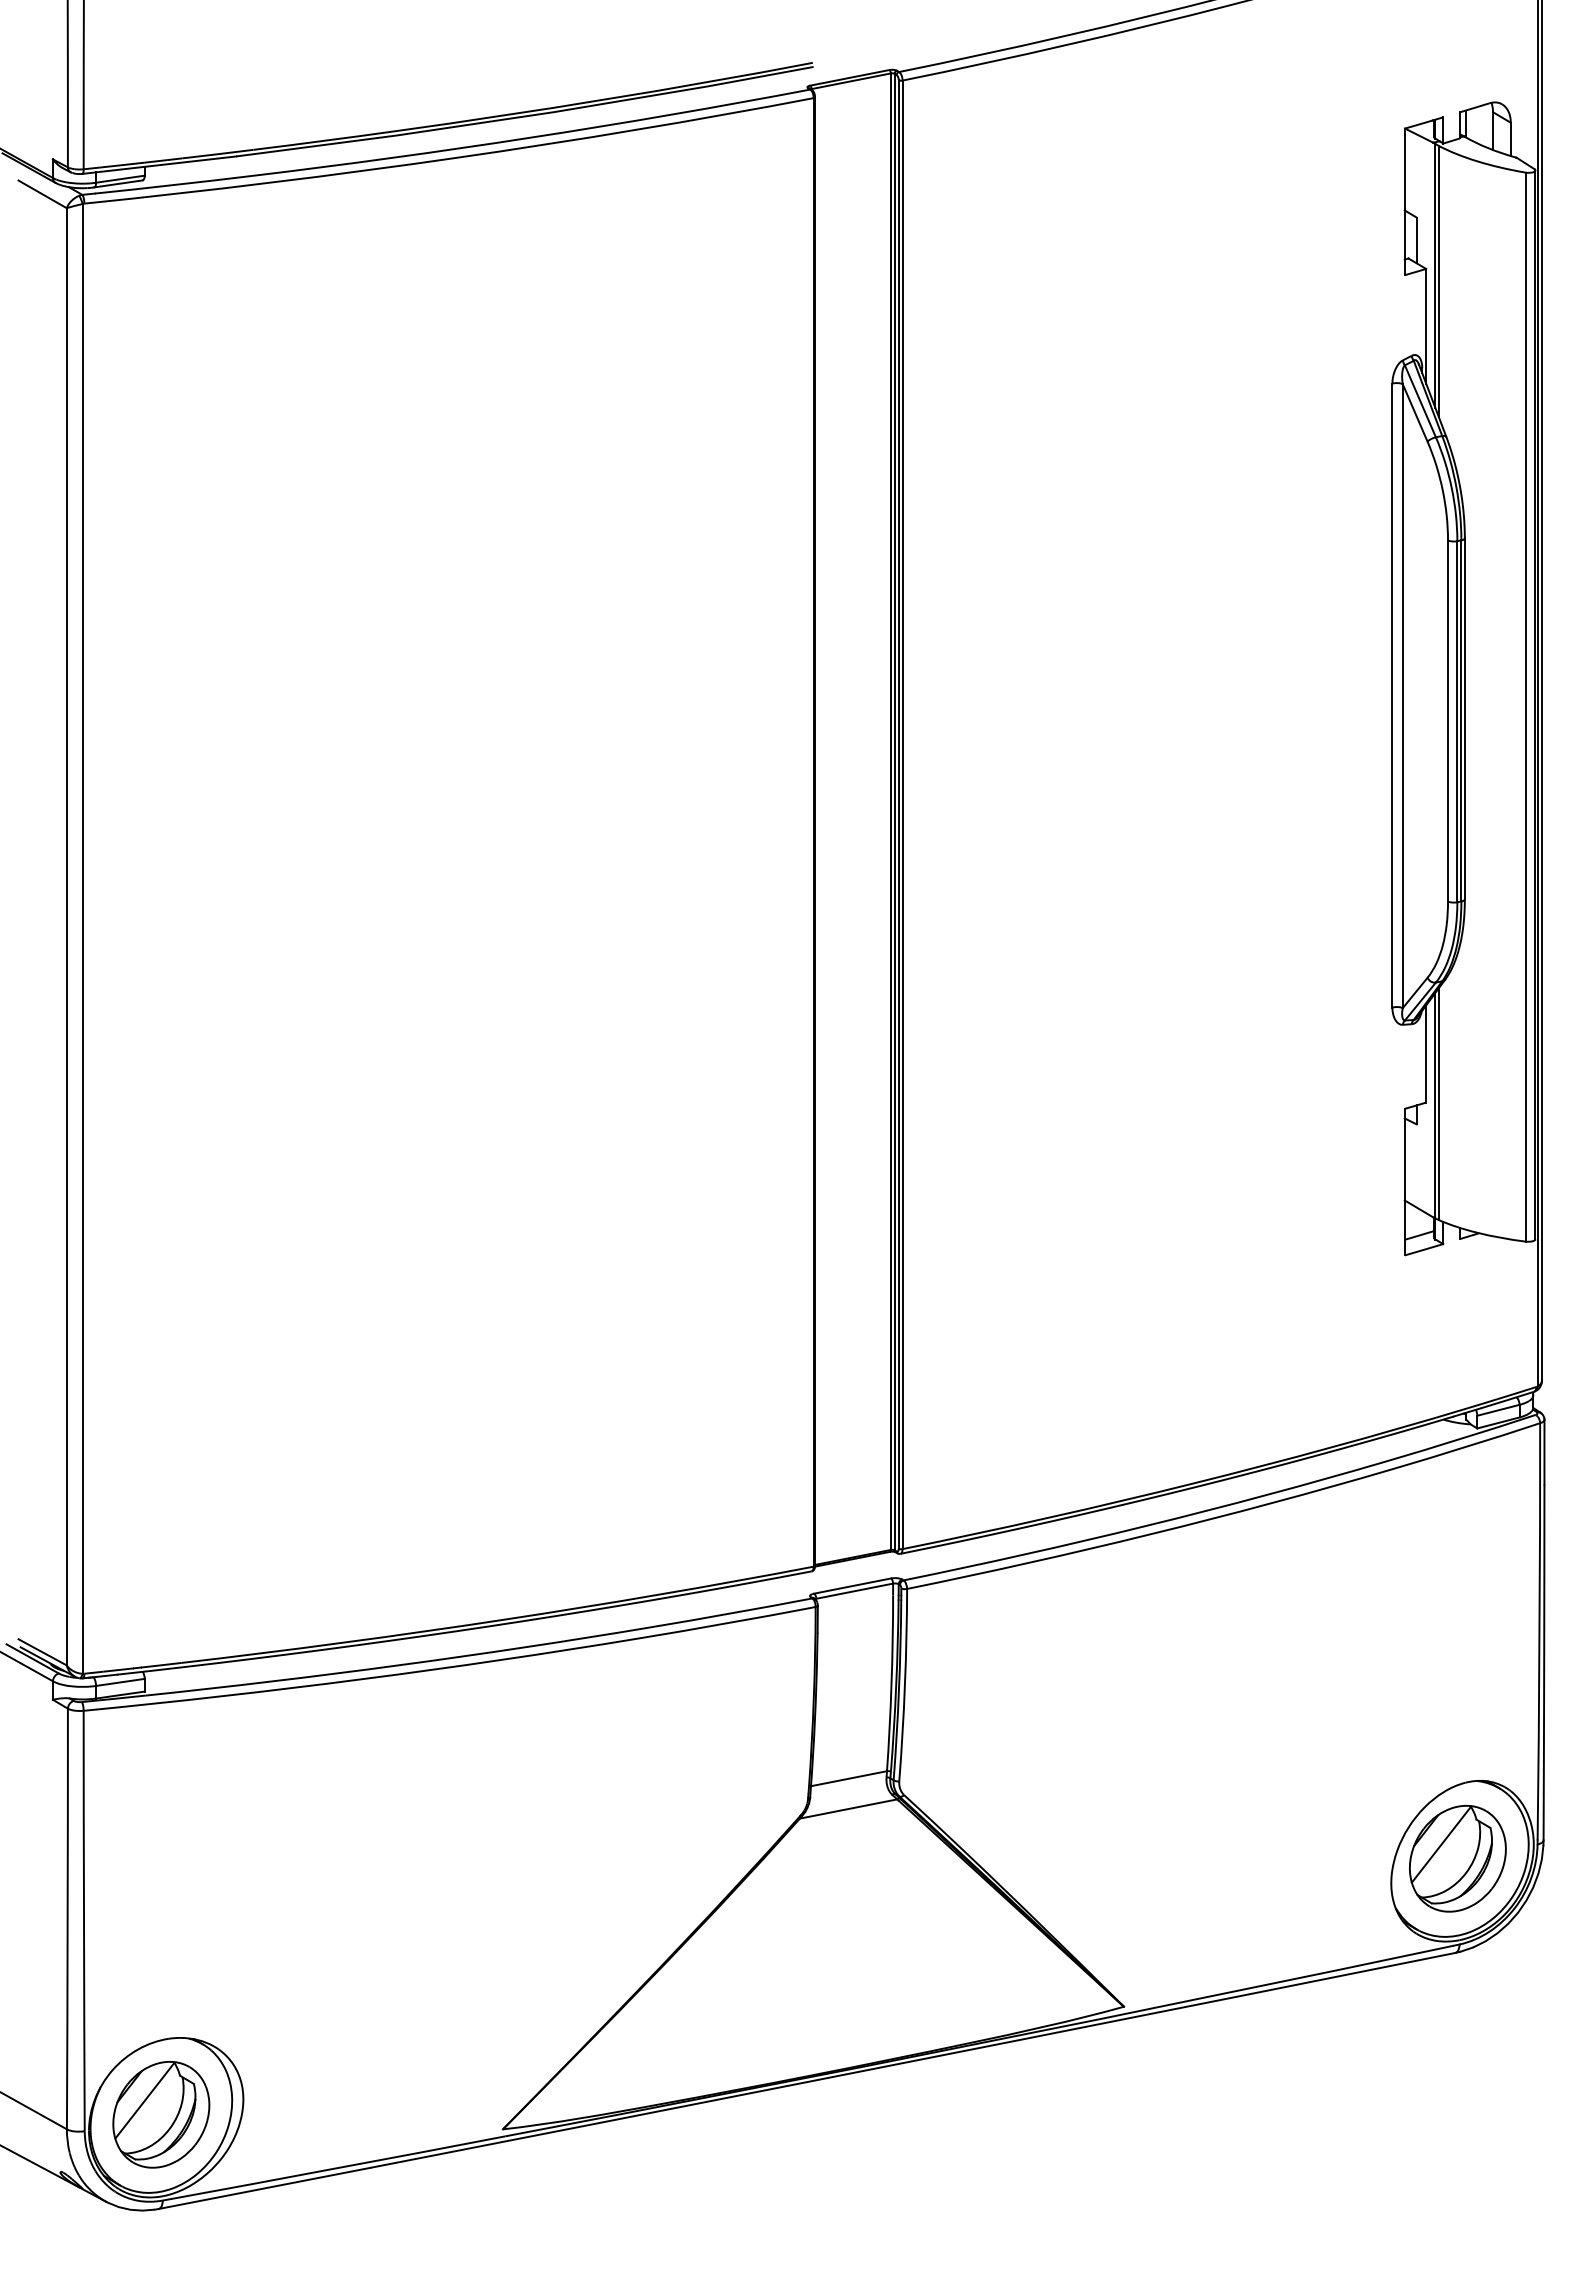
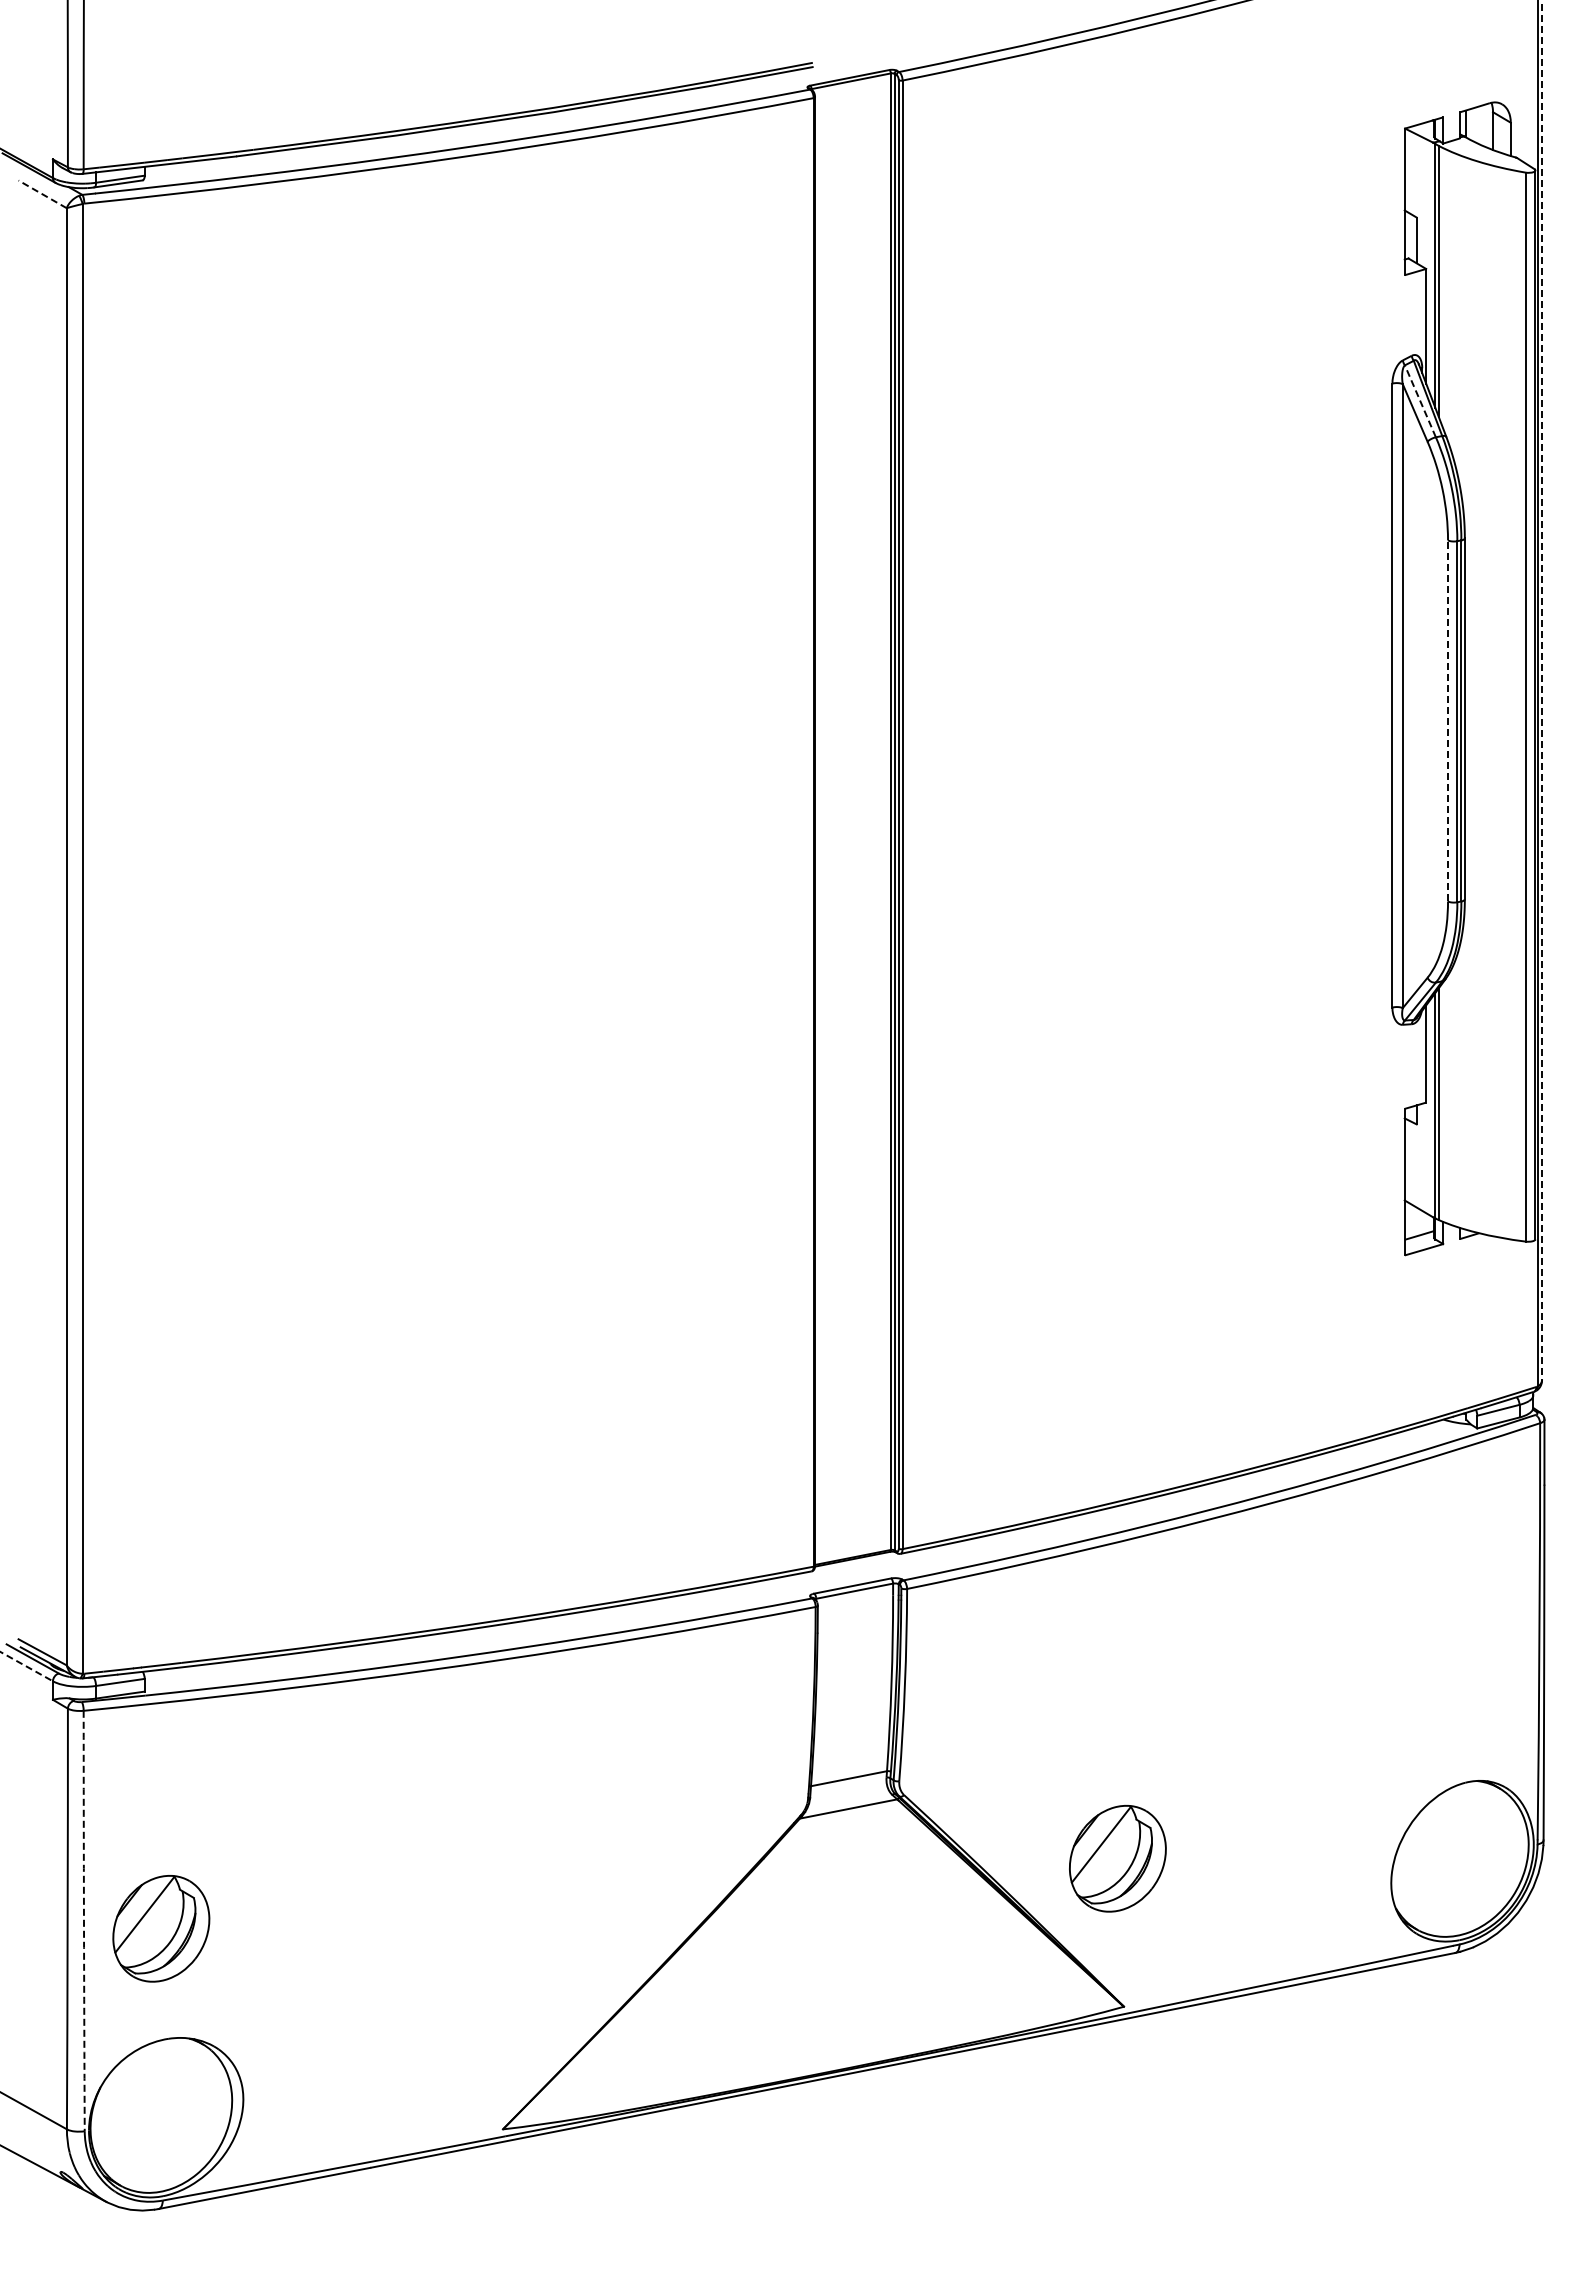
line: solid -> dashed (42, 194)
line: solid -> dashed (1420, 400)
line: solid -> dashed (1542, 690)
line: solid -> dashed (1448, 720)
line: solid -> dashed (26, 1666)
part position: (1457, 1858) -> (1117, 1858) (1117, 1858)
arc: solid -> dashed (83, 1921)
part position: (161, 2114) -> (161, 1928) (161, 1928)
